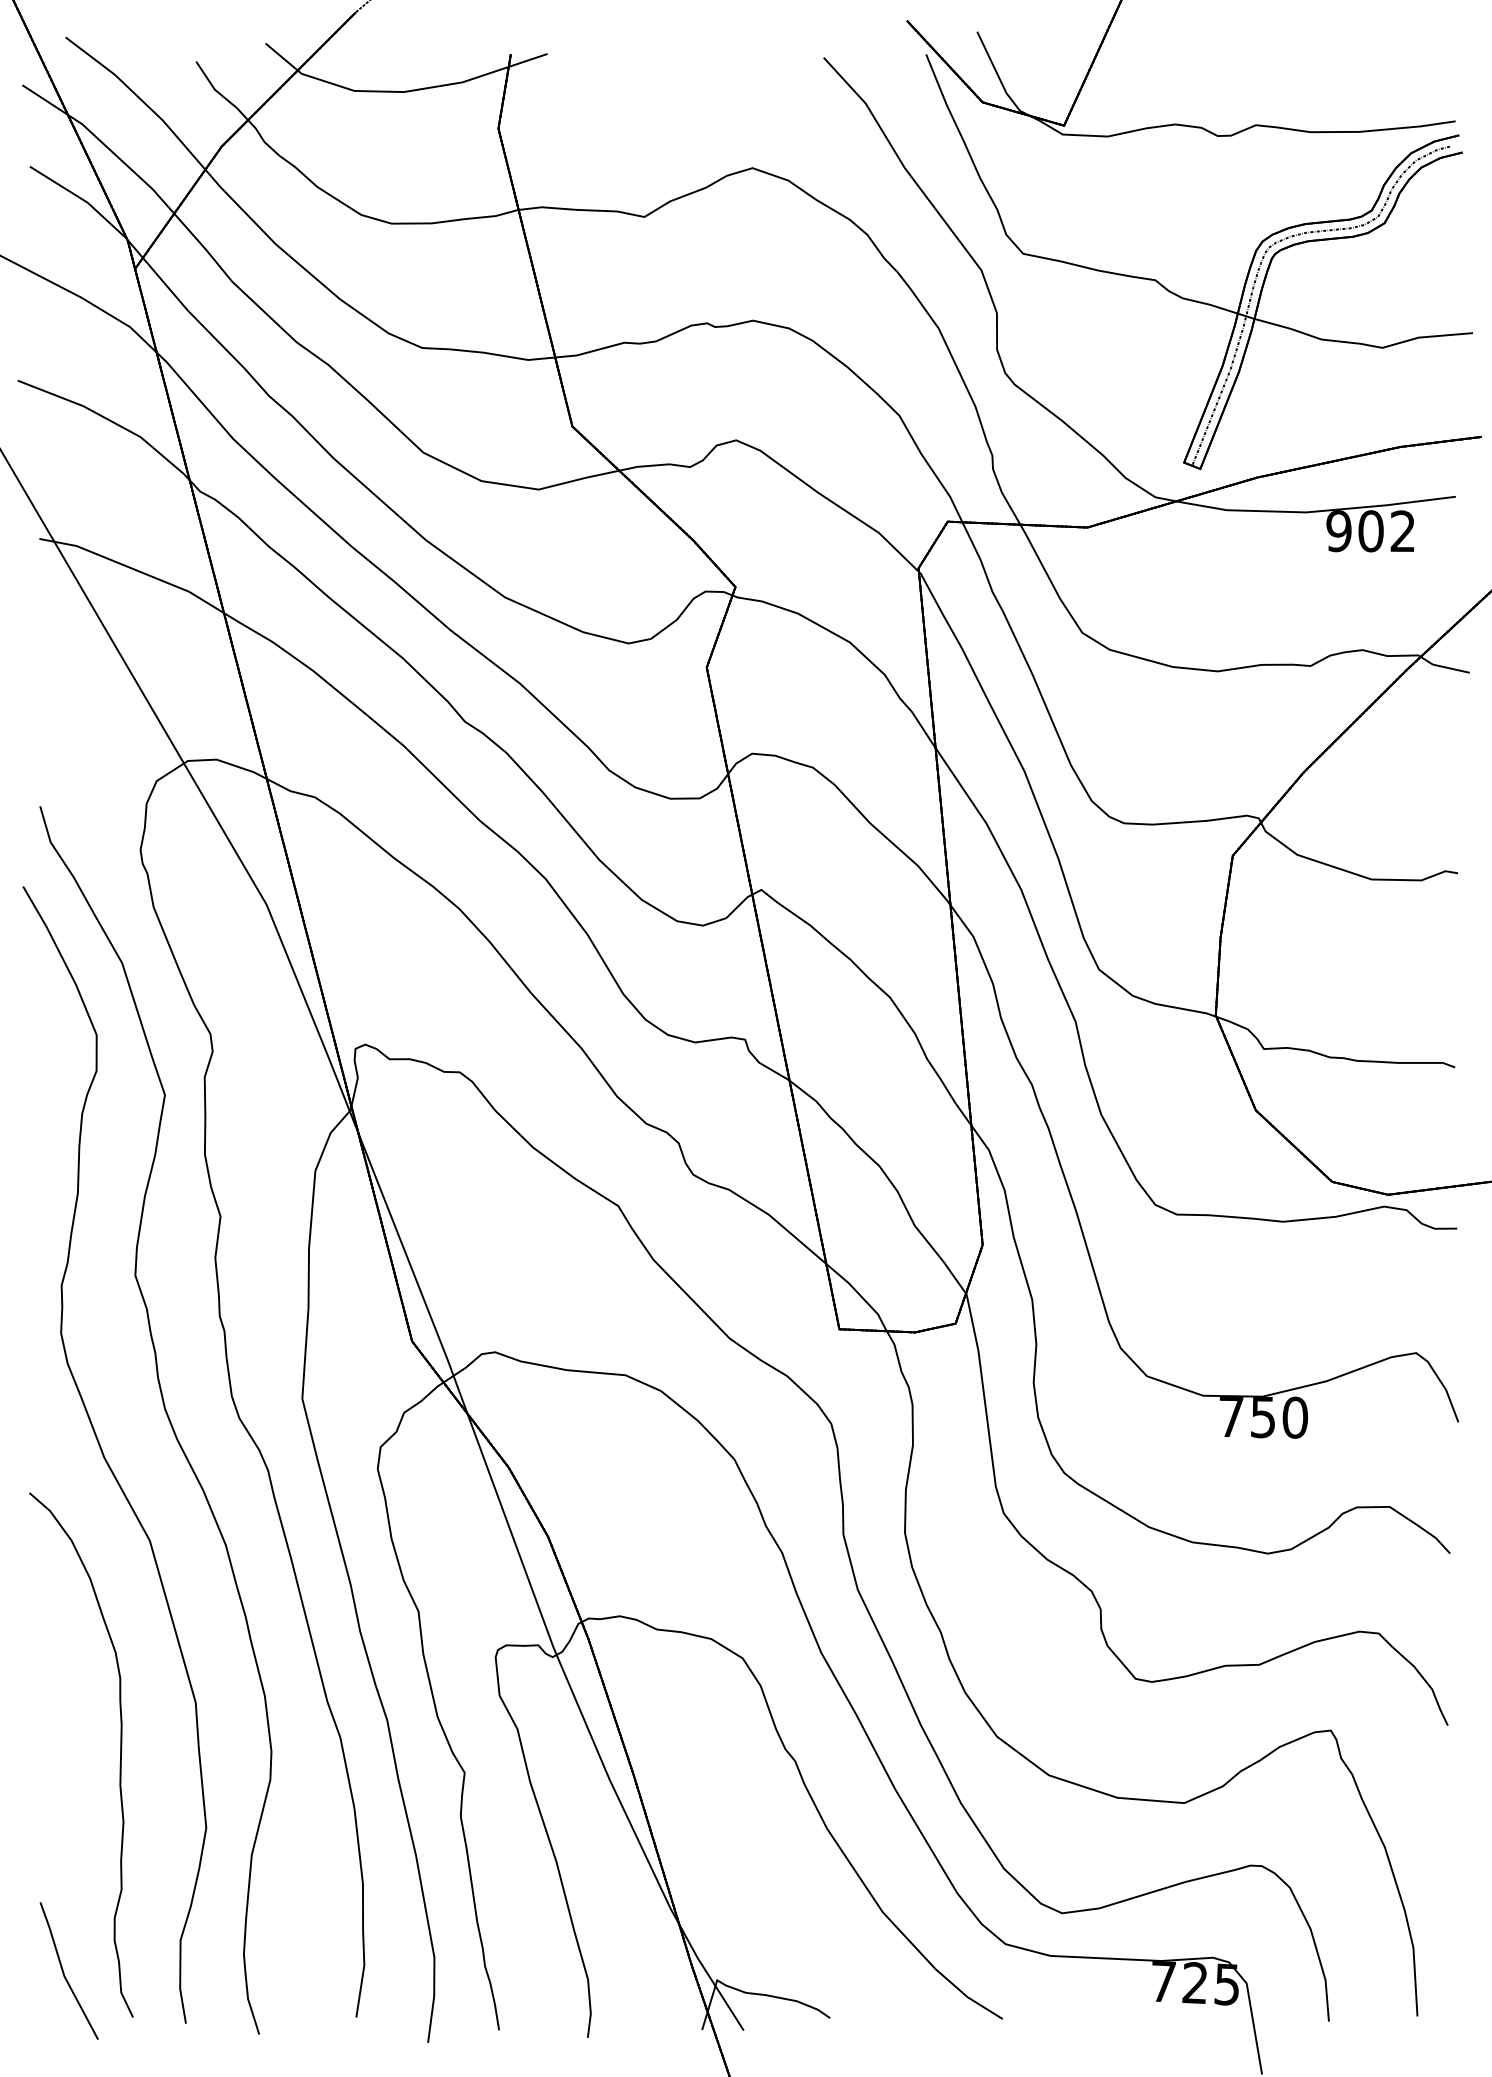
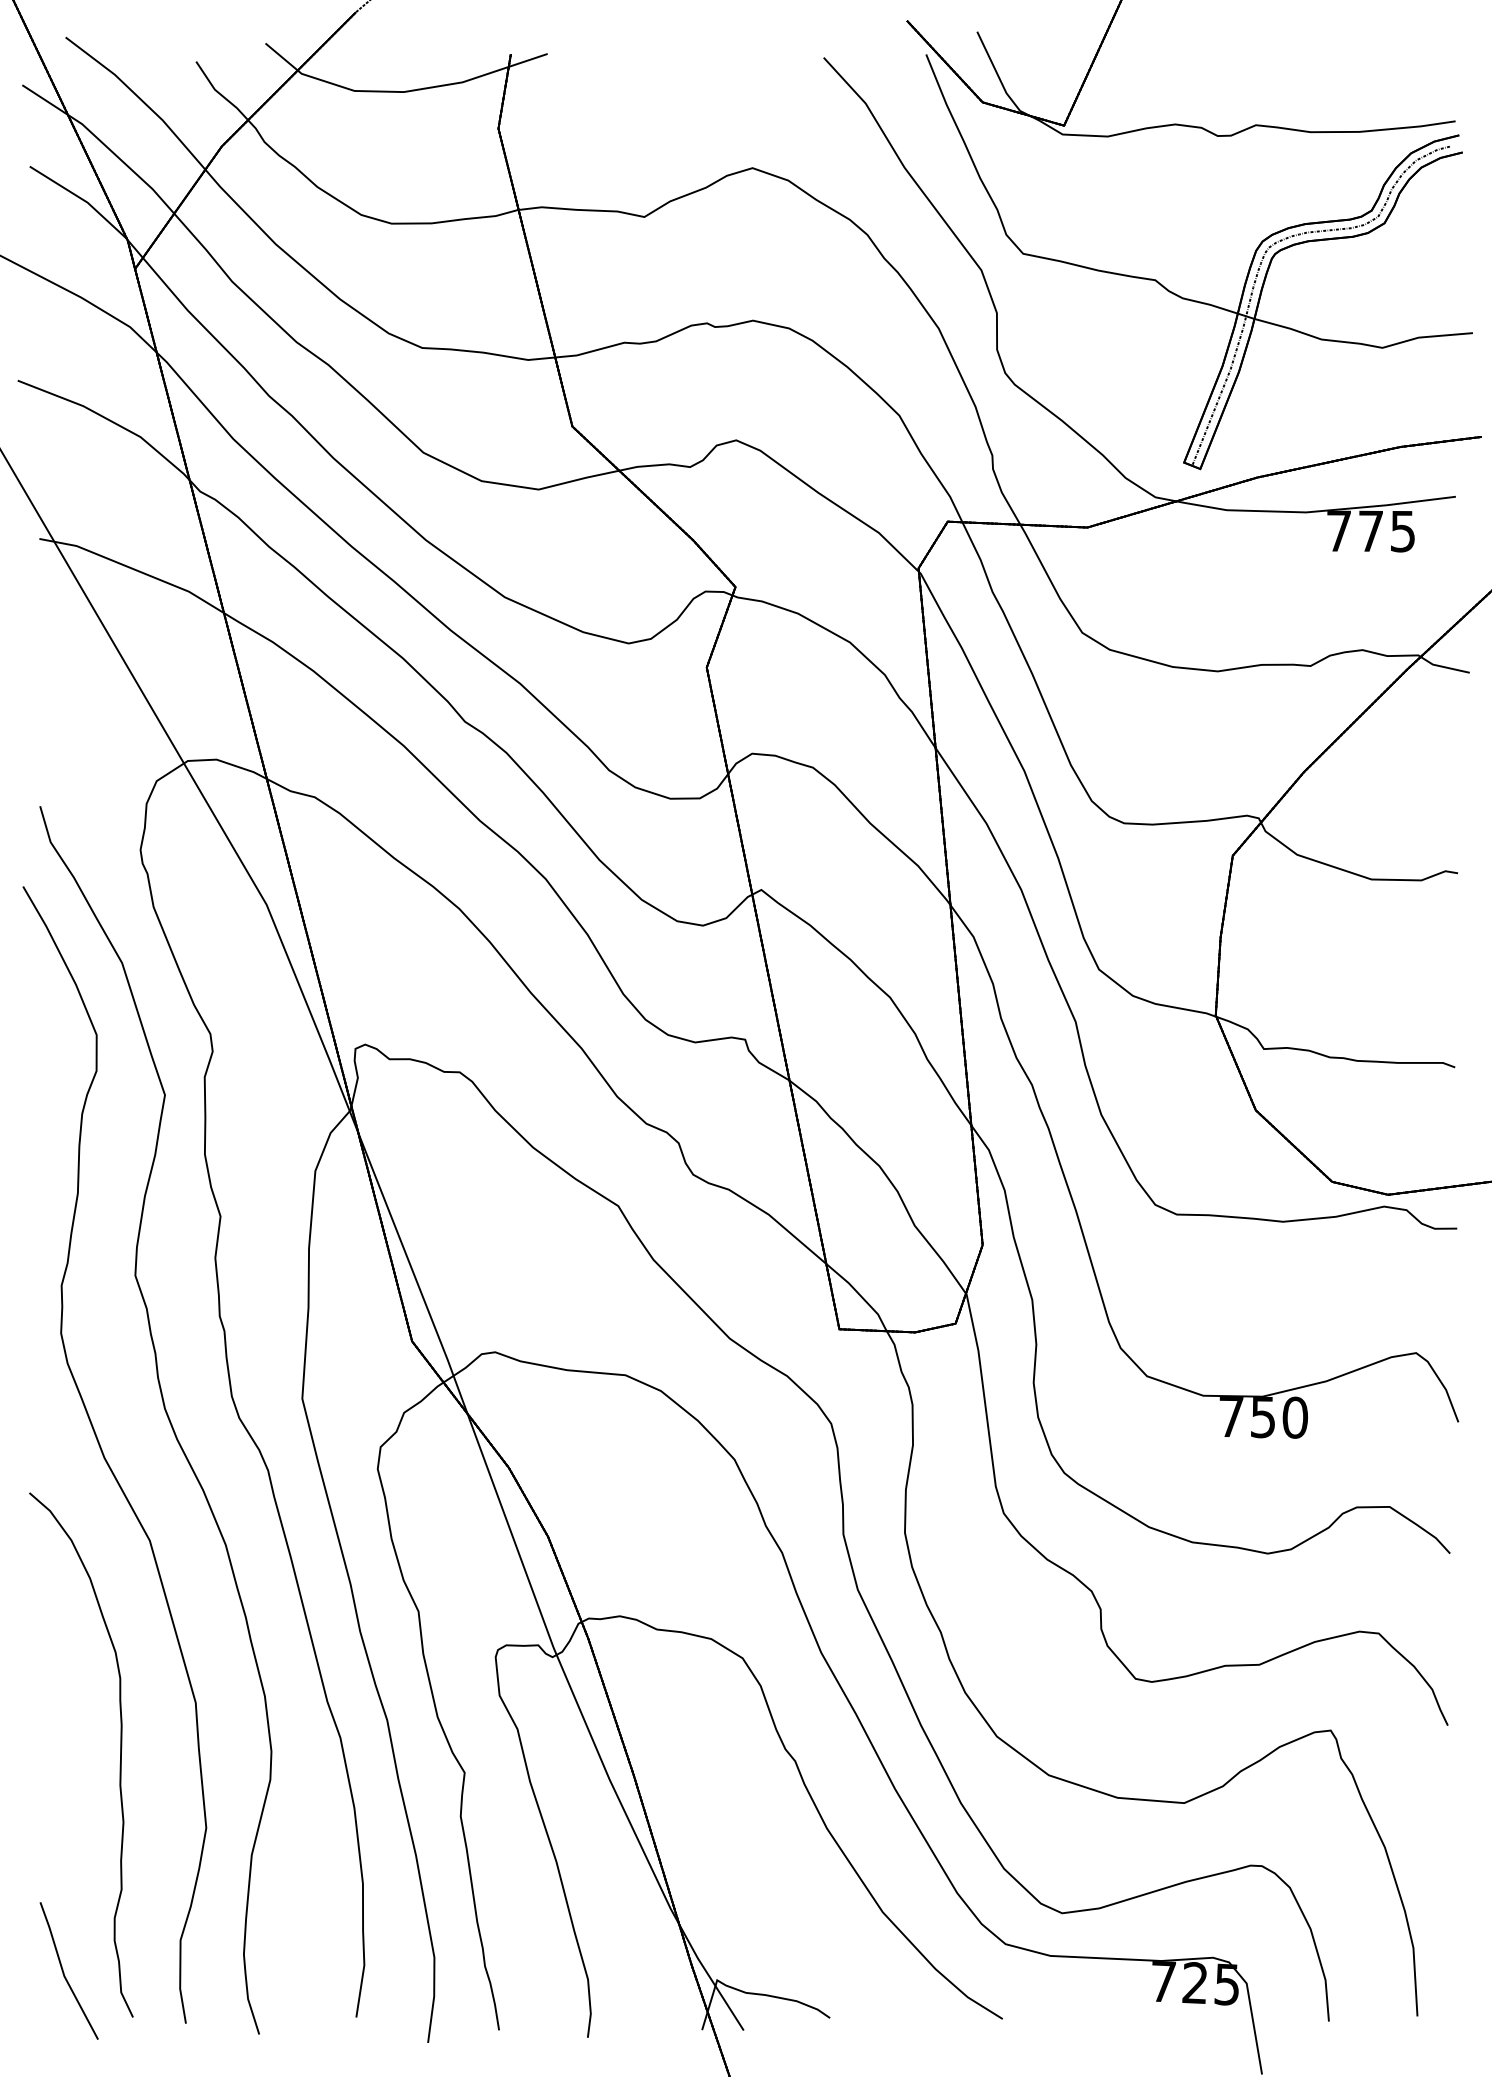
text: 902 -> 775 (1370, 531)
